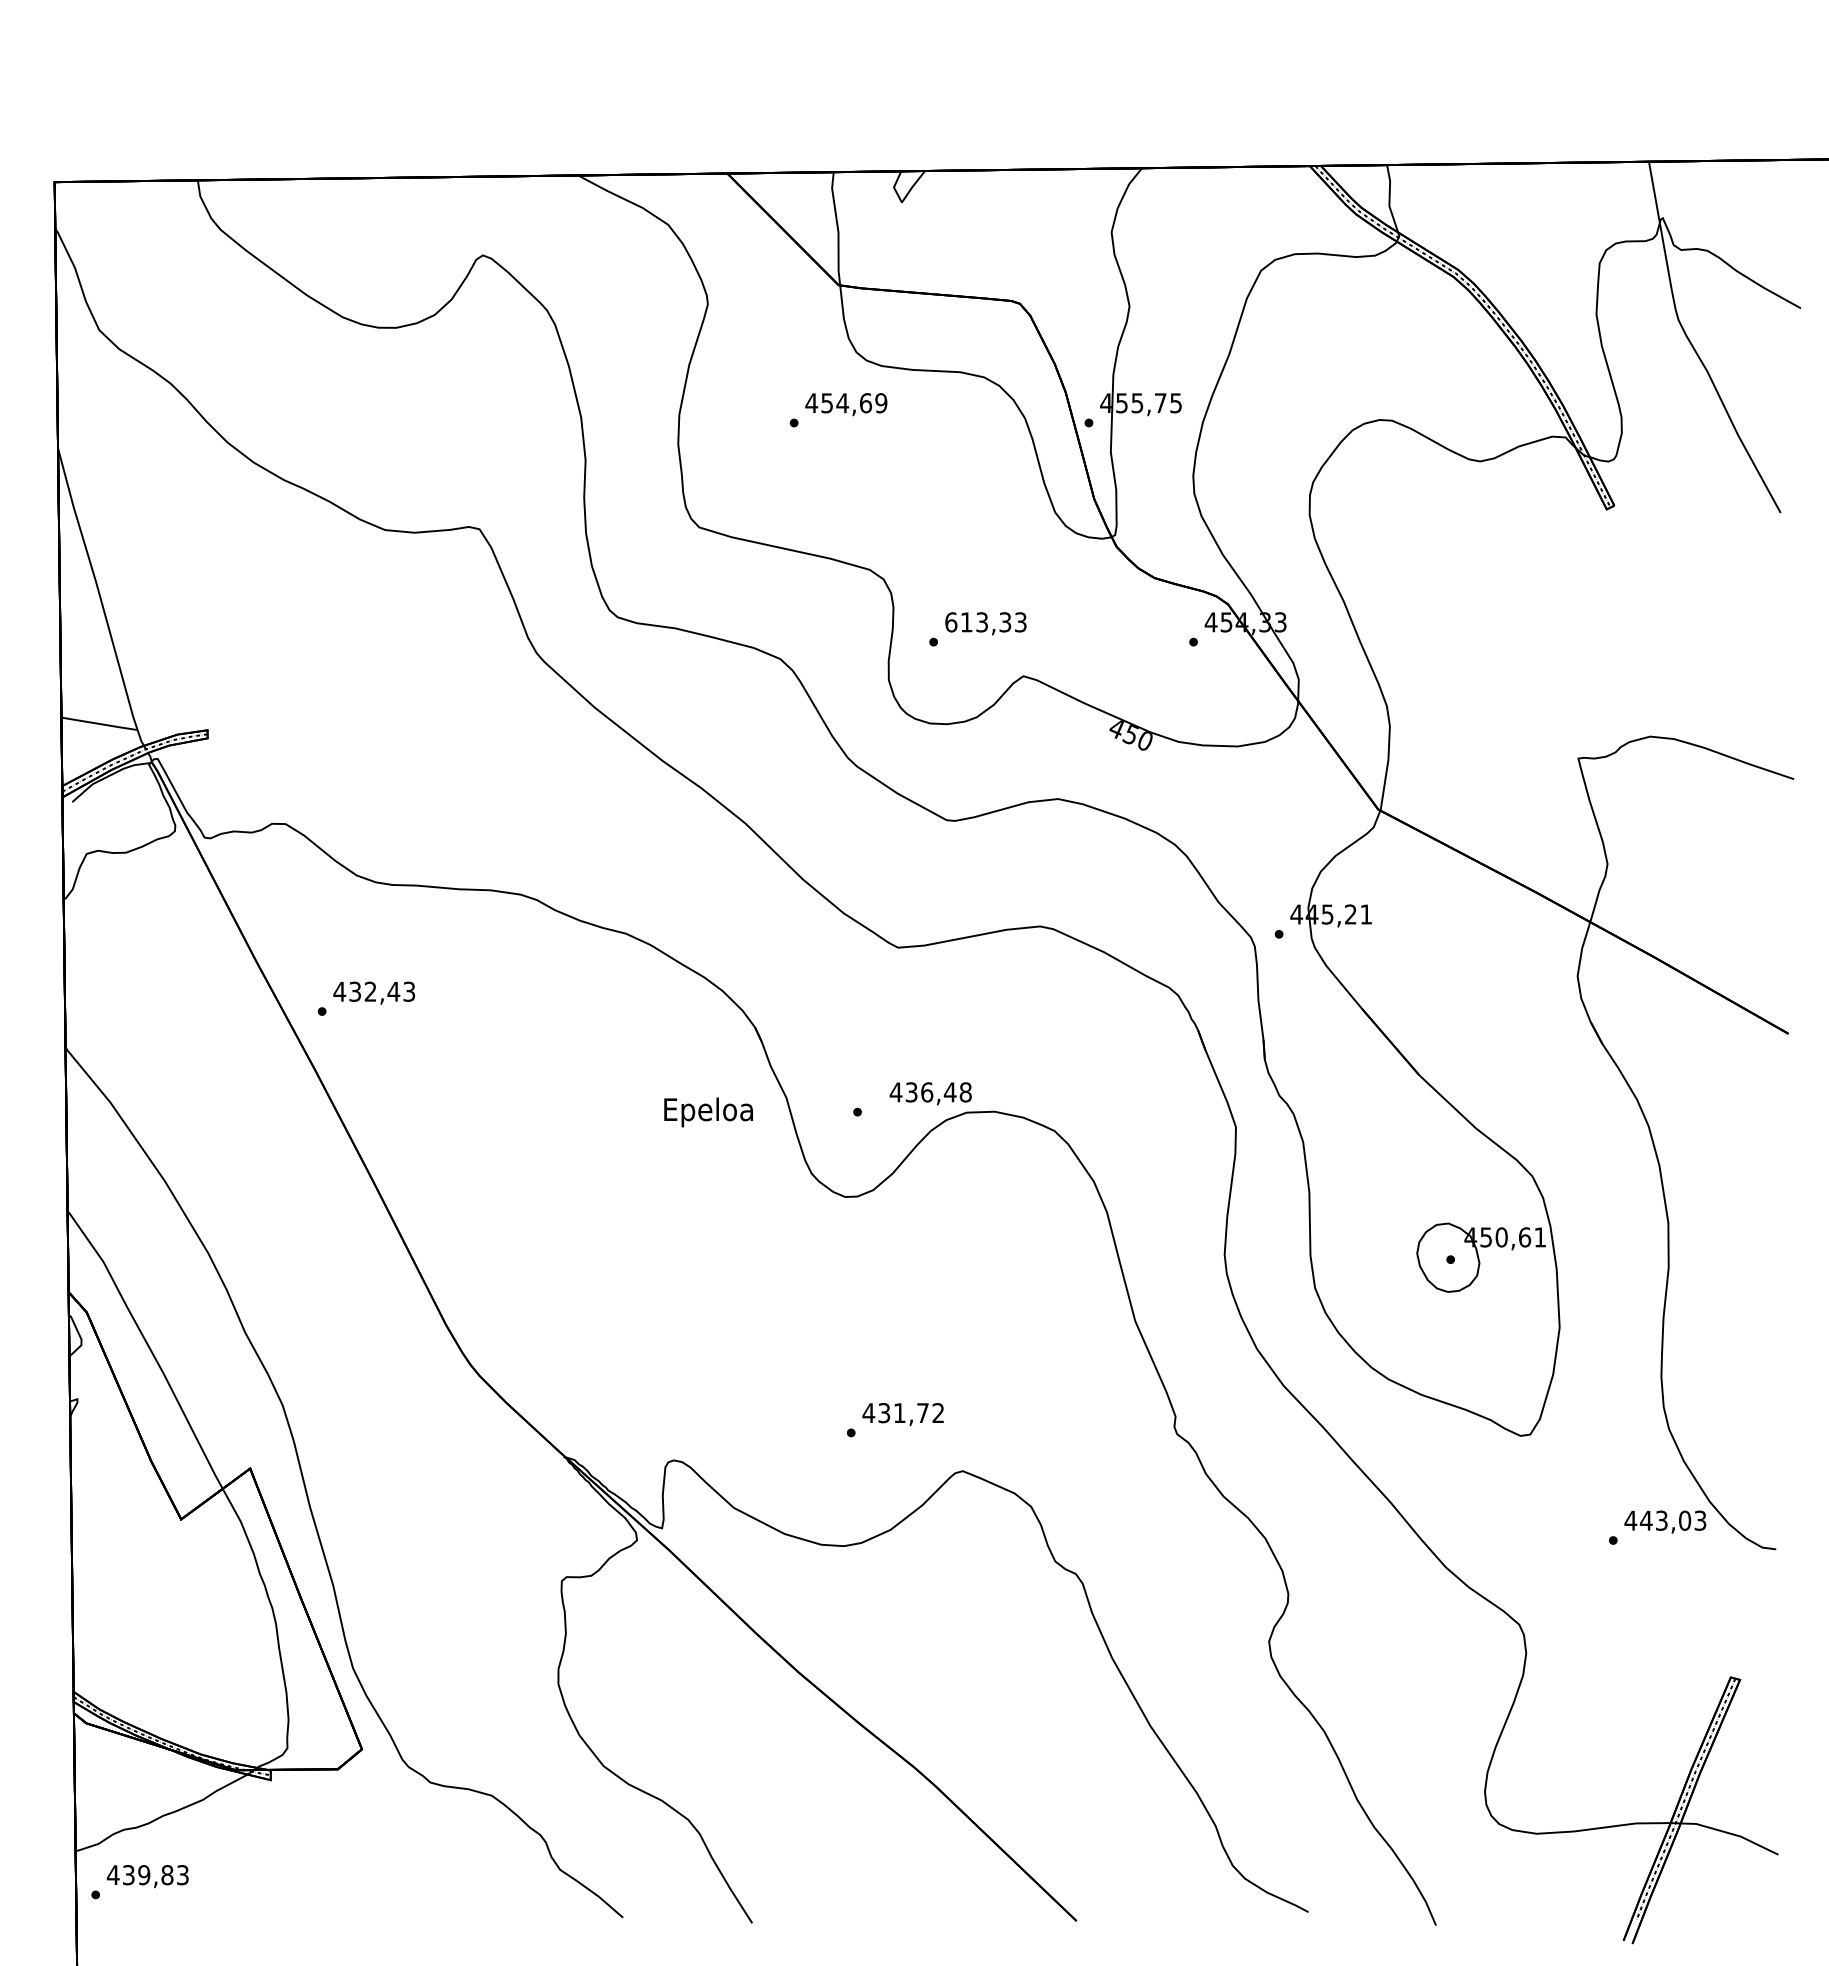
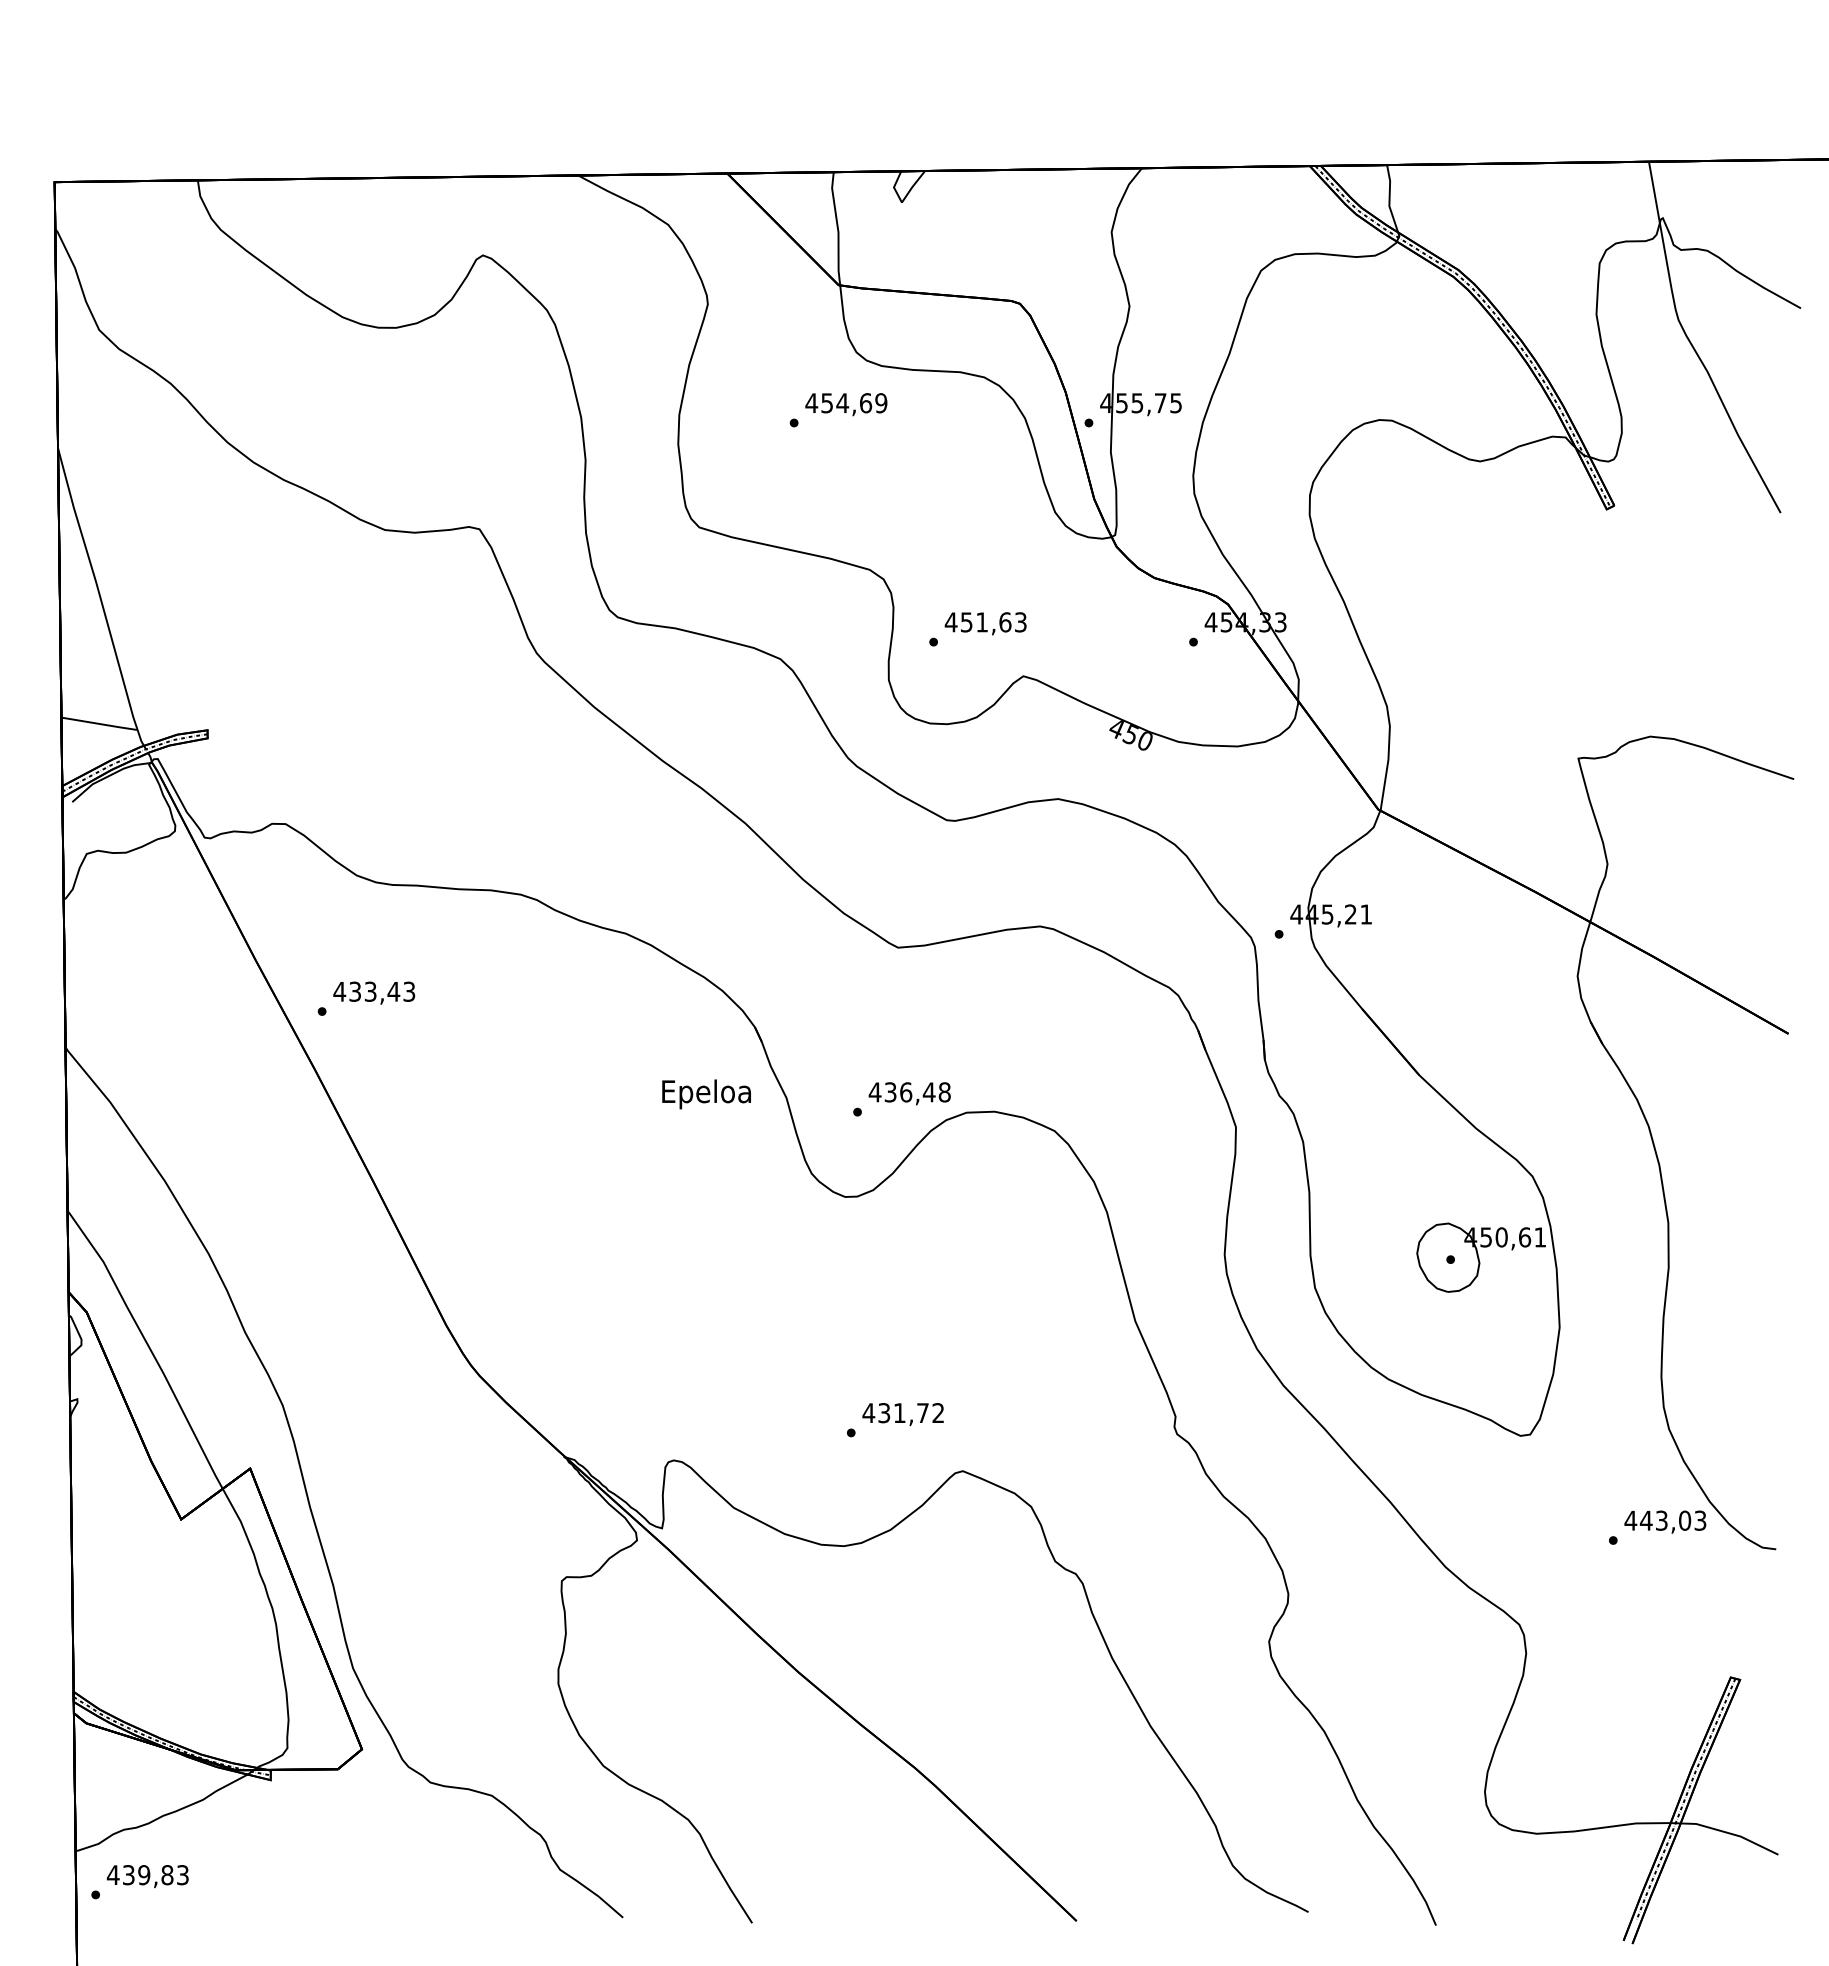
text: 613,33 -> 451,63 (977, 622)
text: 432,43 -> 433,43 (370, 991)
text position: (930, 1093) -> (909, 1093) (909, 1093)
text position: (708, 1112) -> (706, 1094) (706, 1094)
